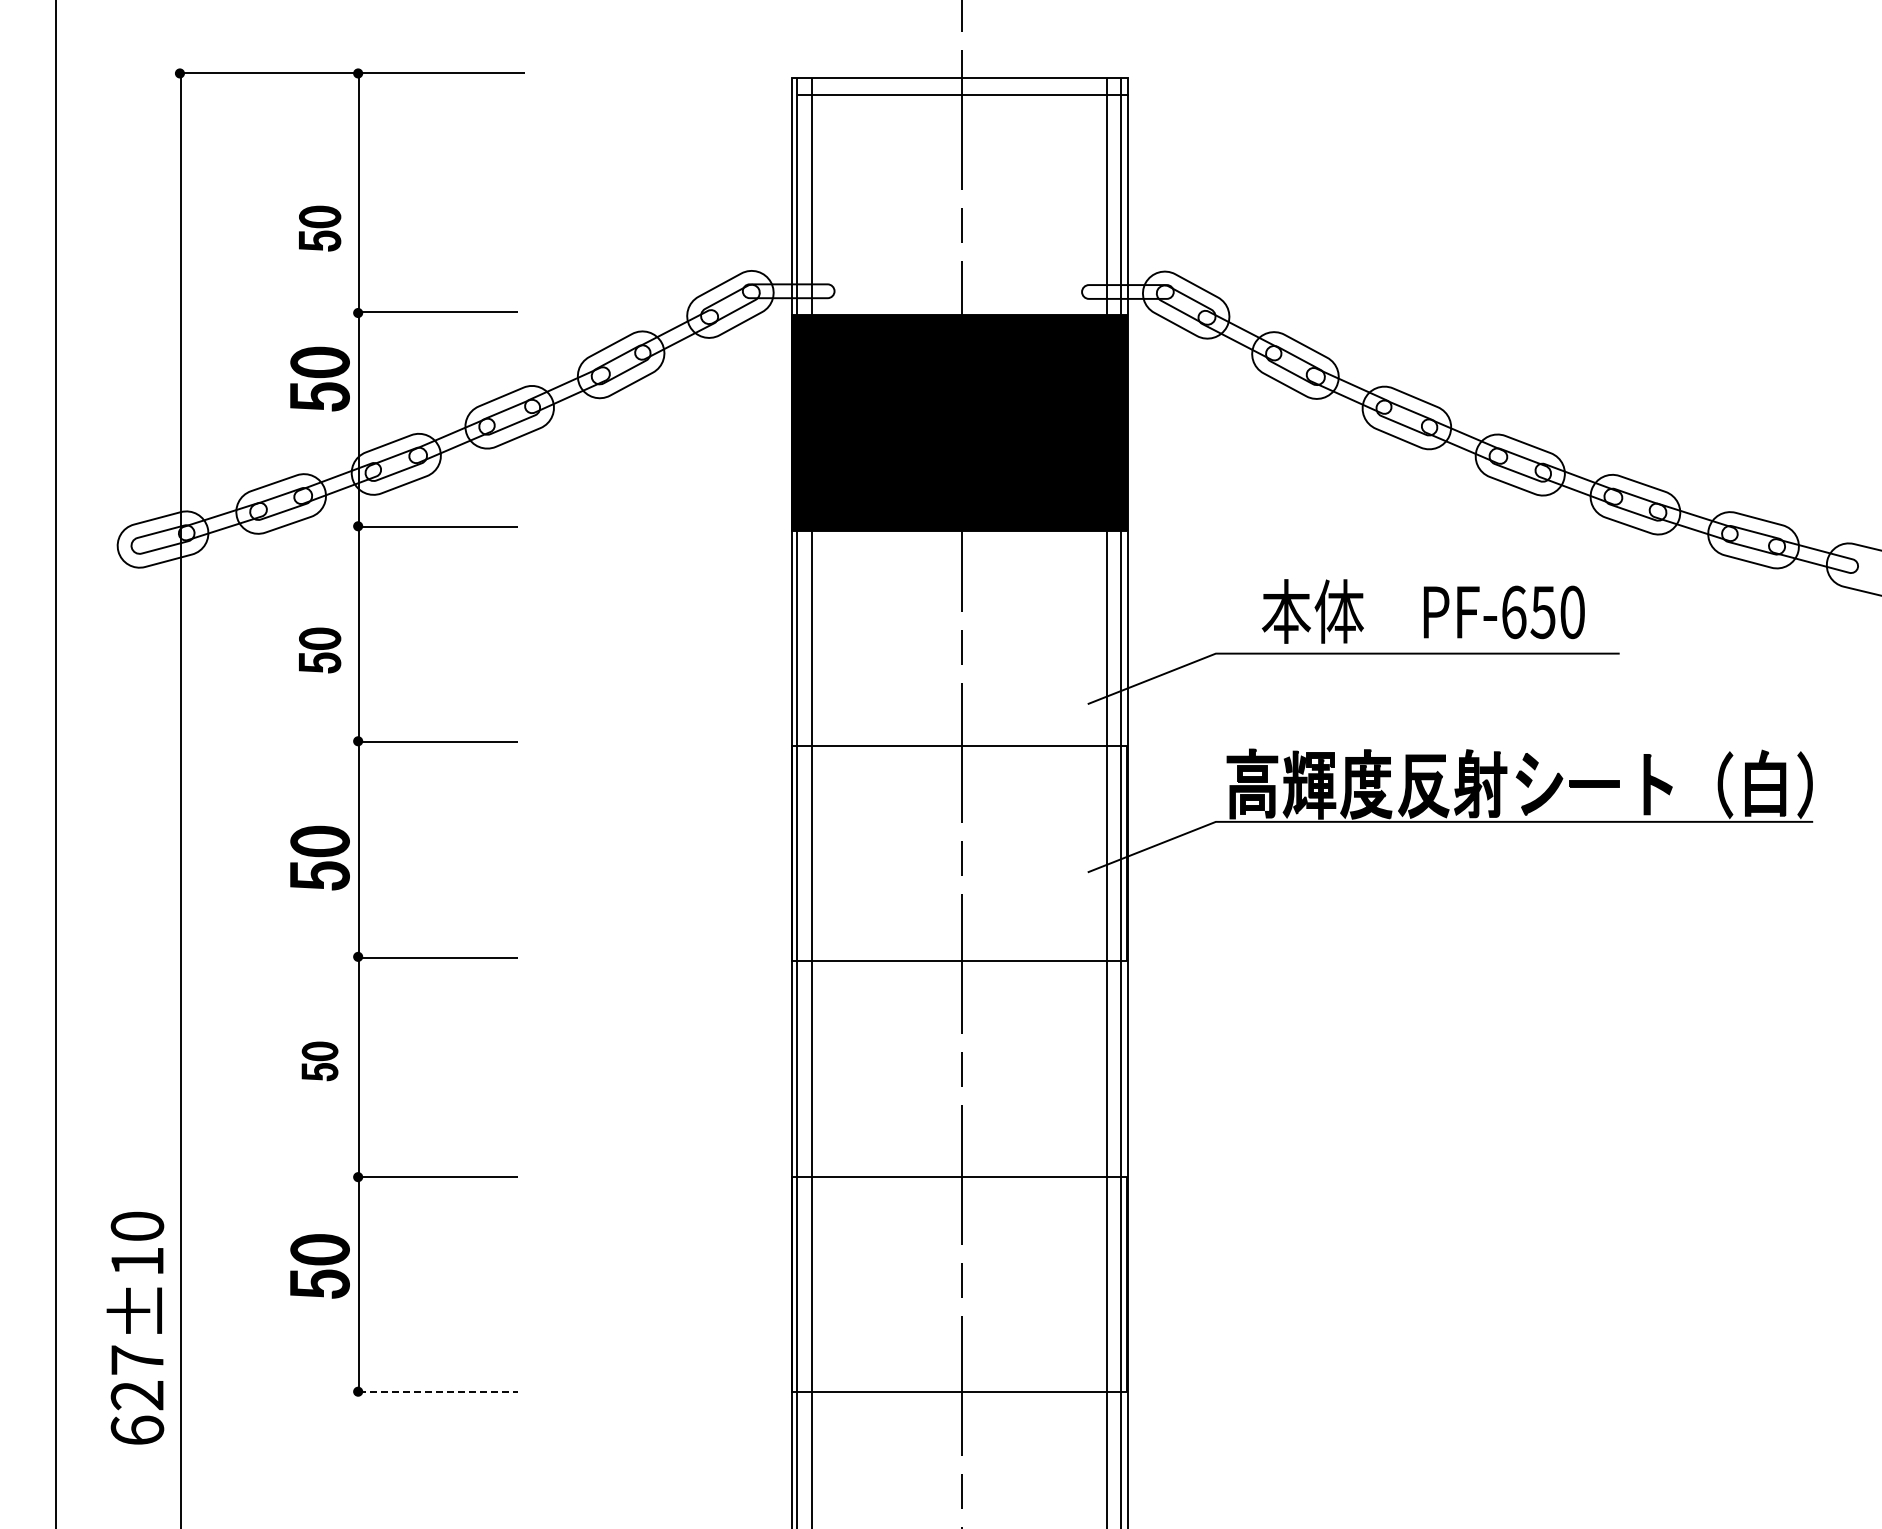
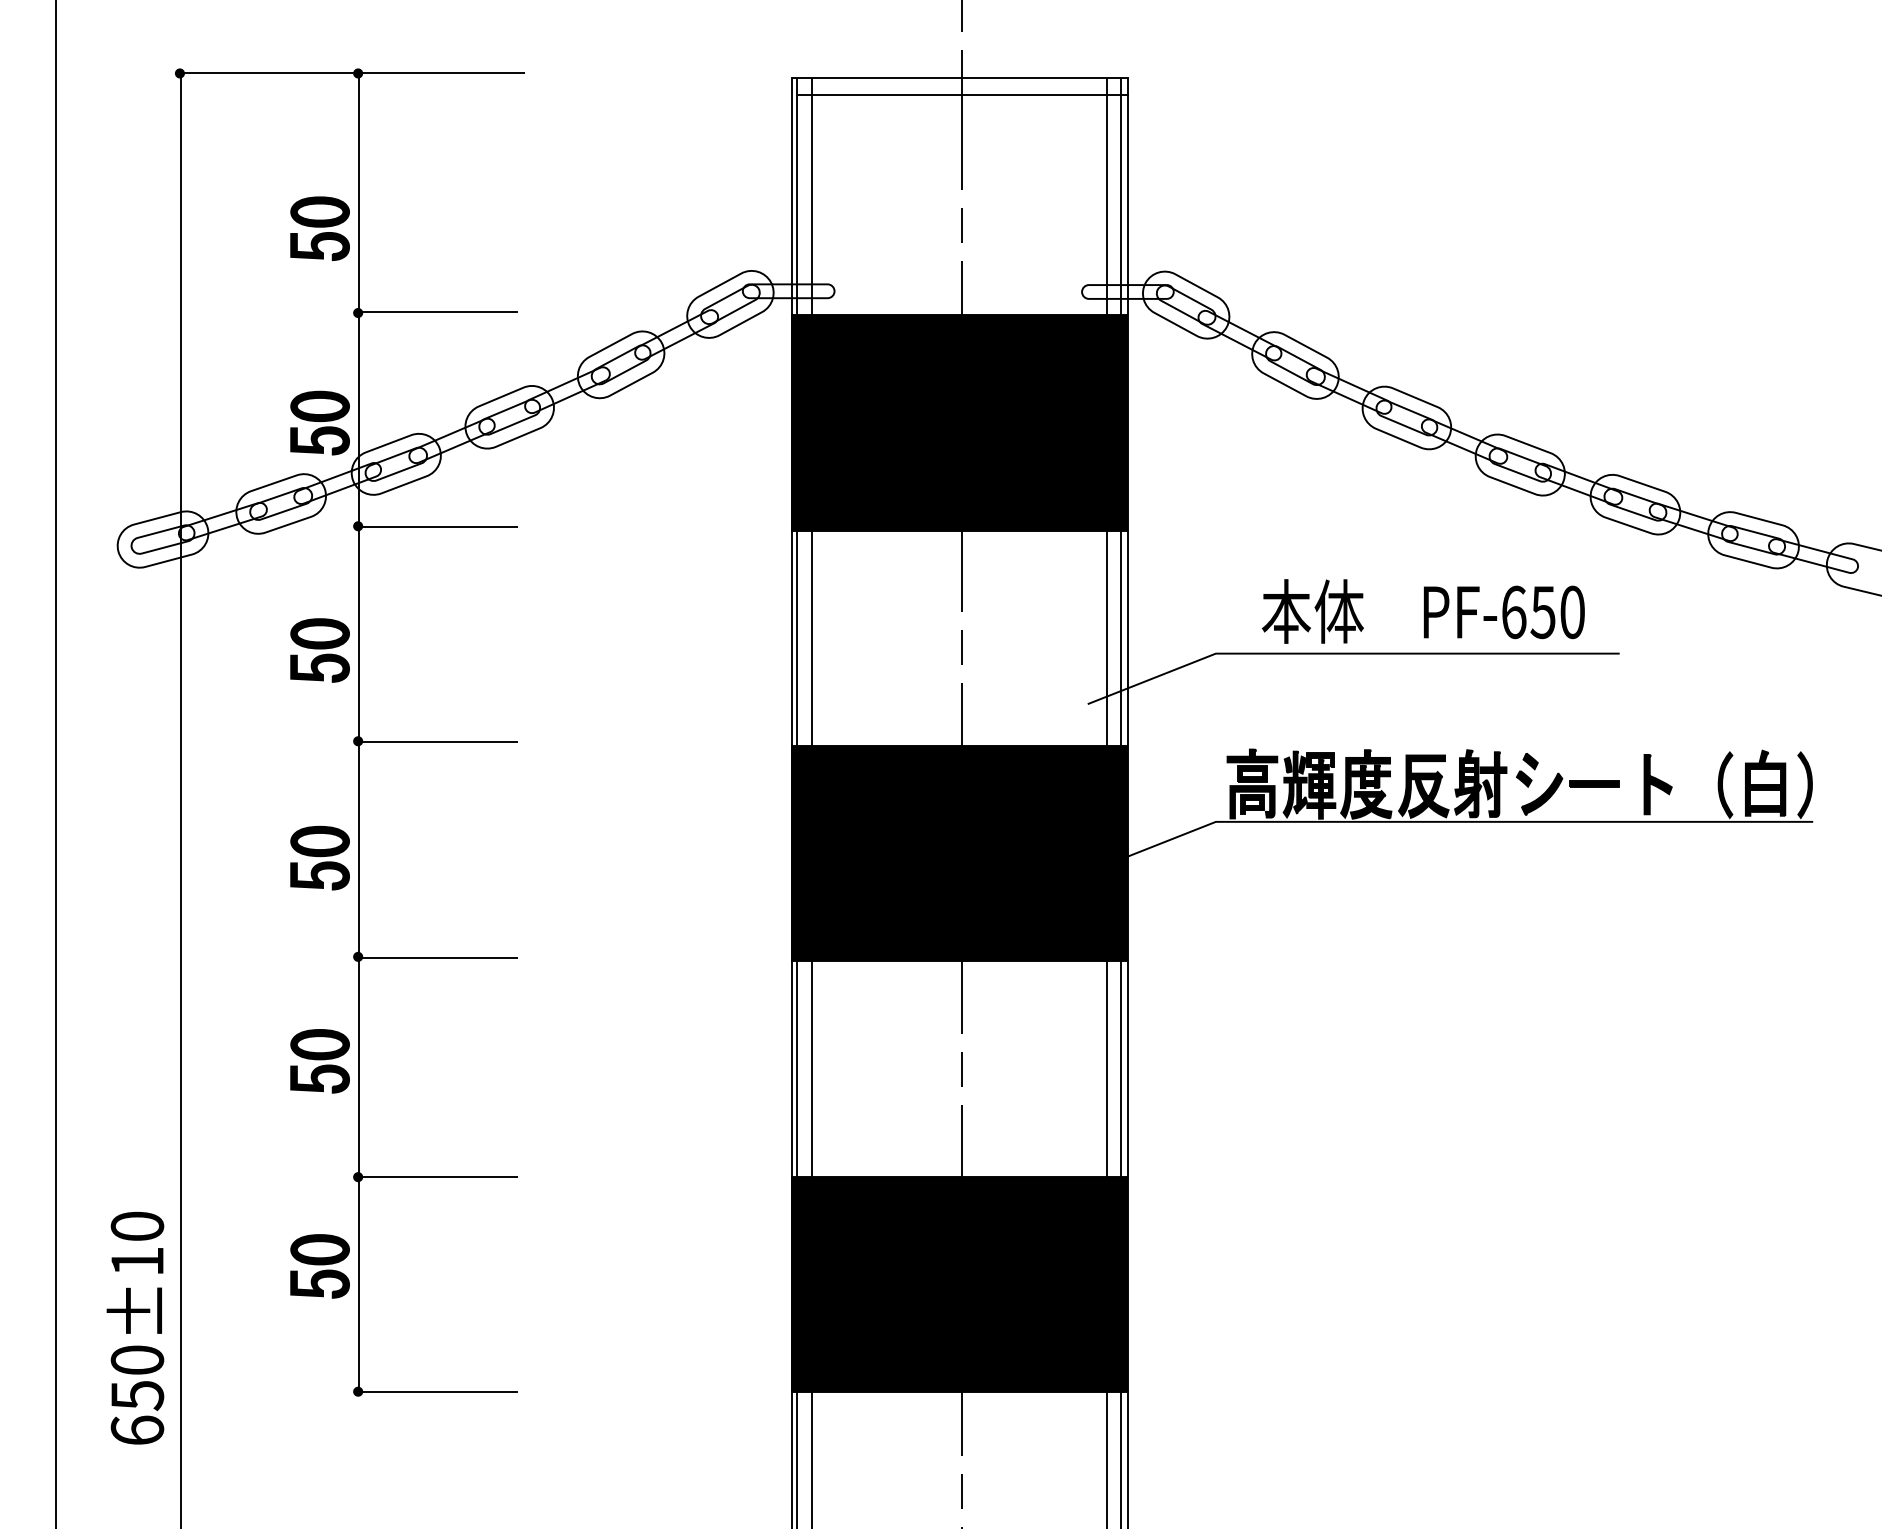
part size: 43x47 px -> 60x65 px (319, 228)
part position: (319, 378) -> (319, 422) (319, 422)
part size: 43x47 px -> 60x65 px (319, 650)
fill: none -> present (959, 853)
part size: 38x41 px -> 60x65 px (319, 1061)
fill: none -> present (959, 1283)
text: 627±10 -> 650±10 (137, 1377)
line: dashed -> solid (438, 1391)
